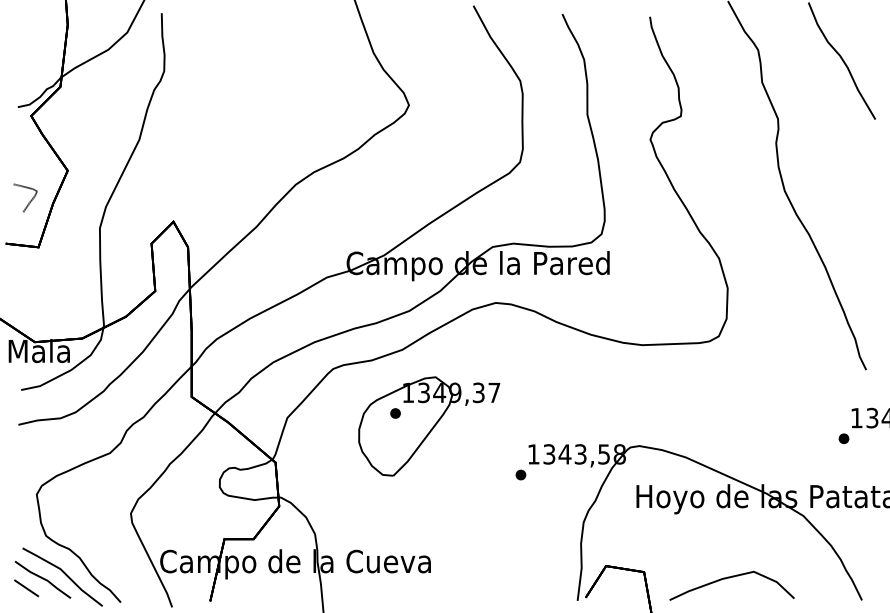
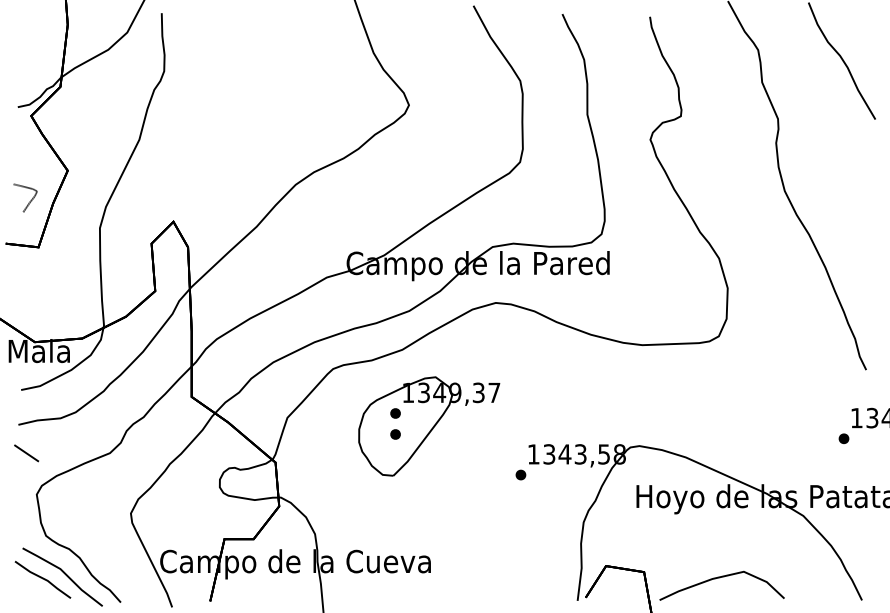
part: none -> present (395, 434)
curve position: (730, 578) -> (720, 578) (720, 578)
line position: (26, 588) -> (26, 453) (26, 453)
